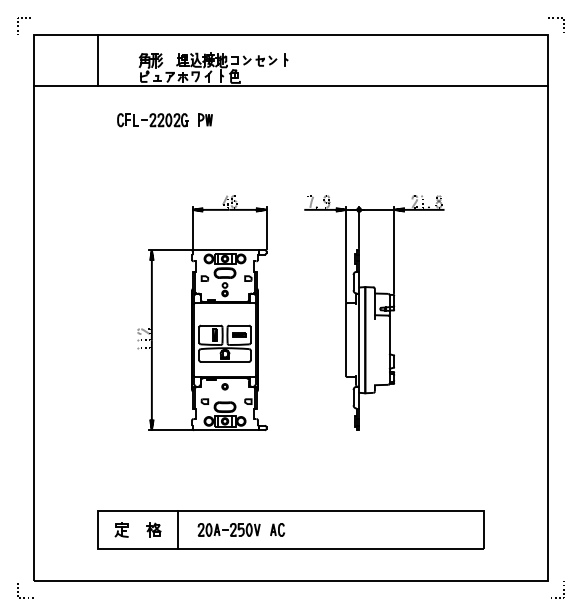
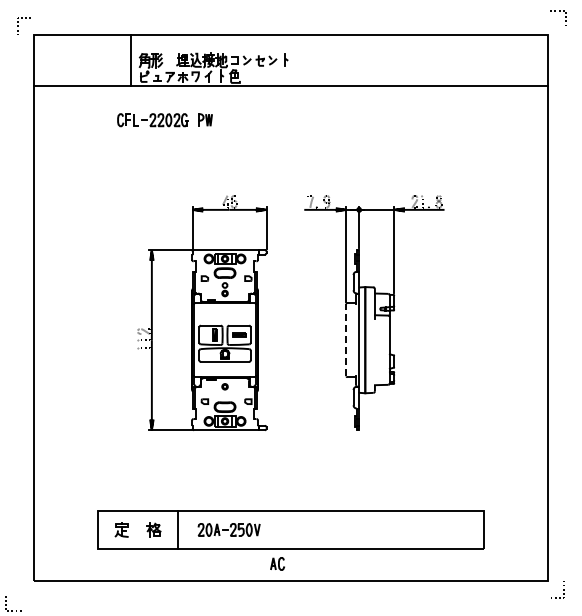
line position: (557, 18) -> (559, 11) (559, 11)
line position: (97, 60) -> (130, 60) (130, 60)
line: solid -> dashed (346, 339)
part position: (277, 529) -> (277, 563) (277, 563)
line position: (18, 591) -> (6, 604) (6, 604)
